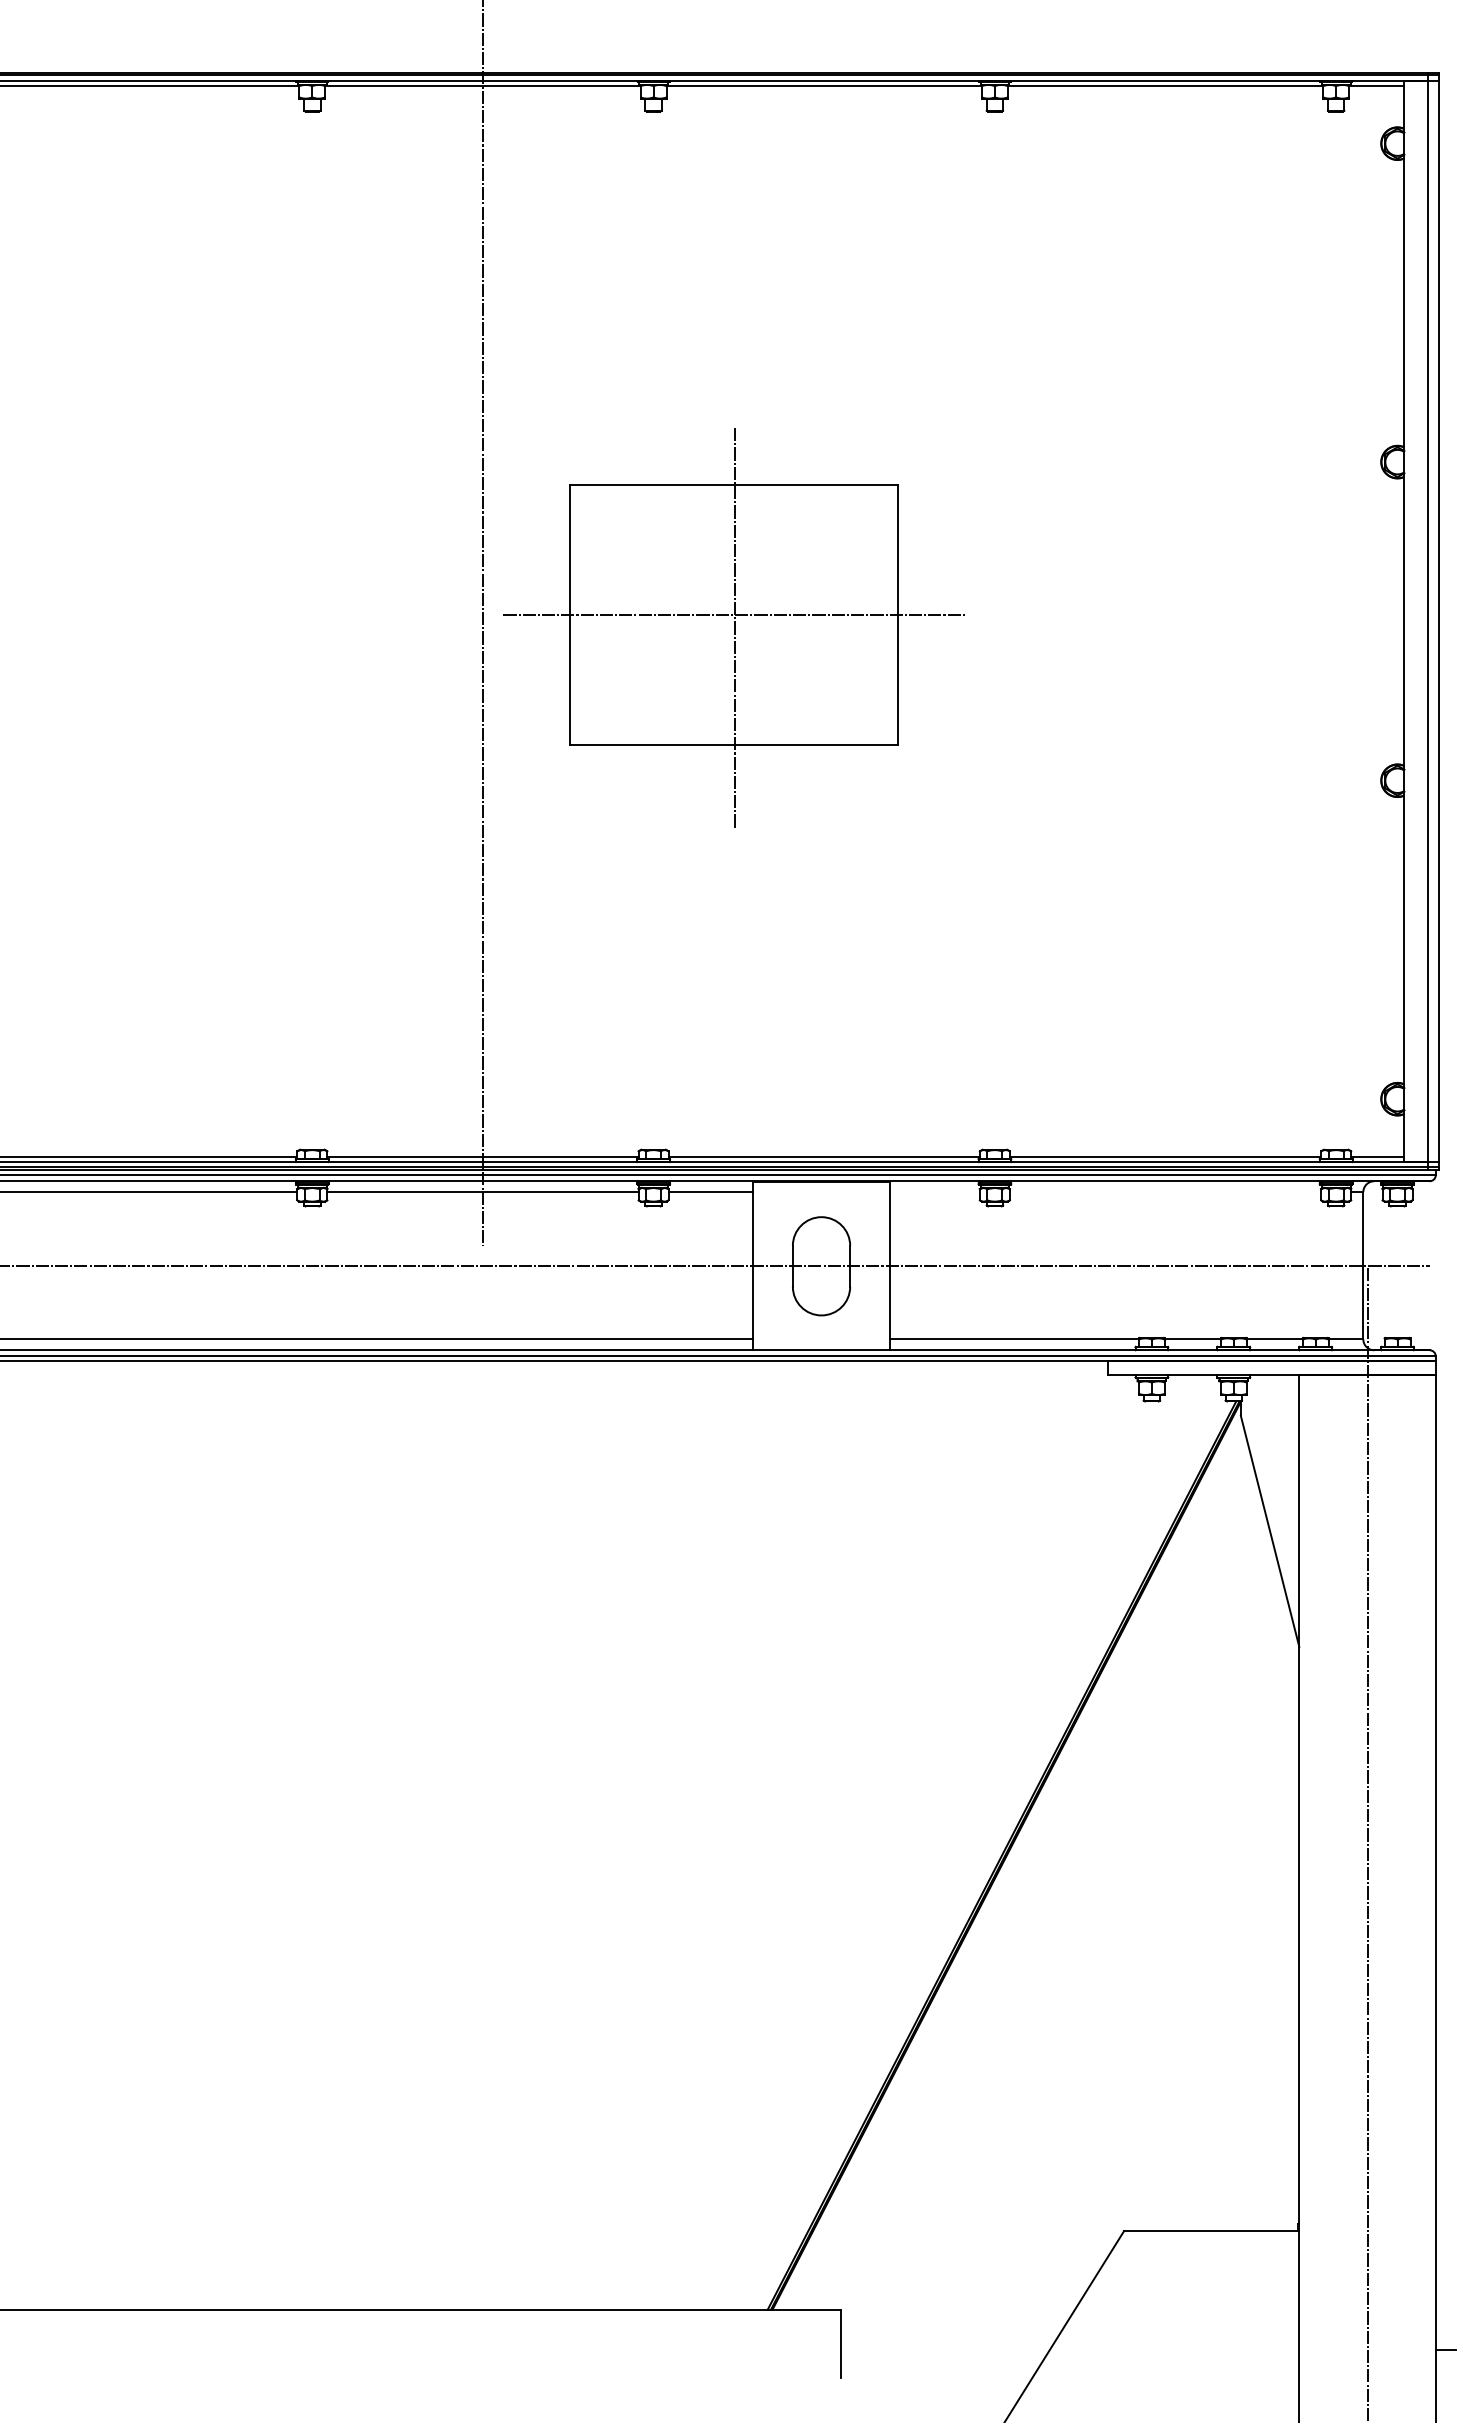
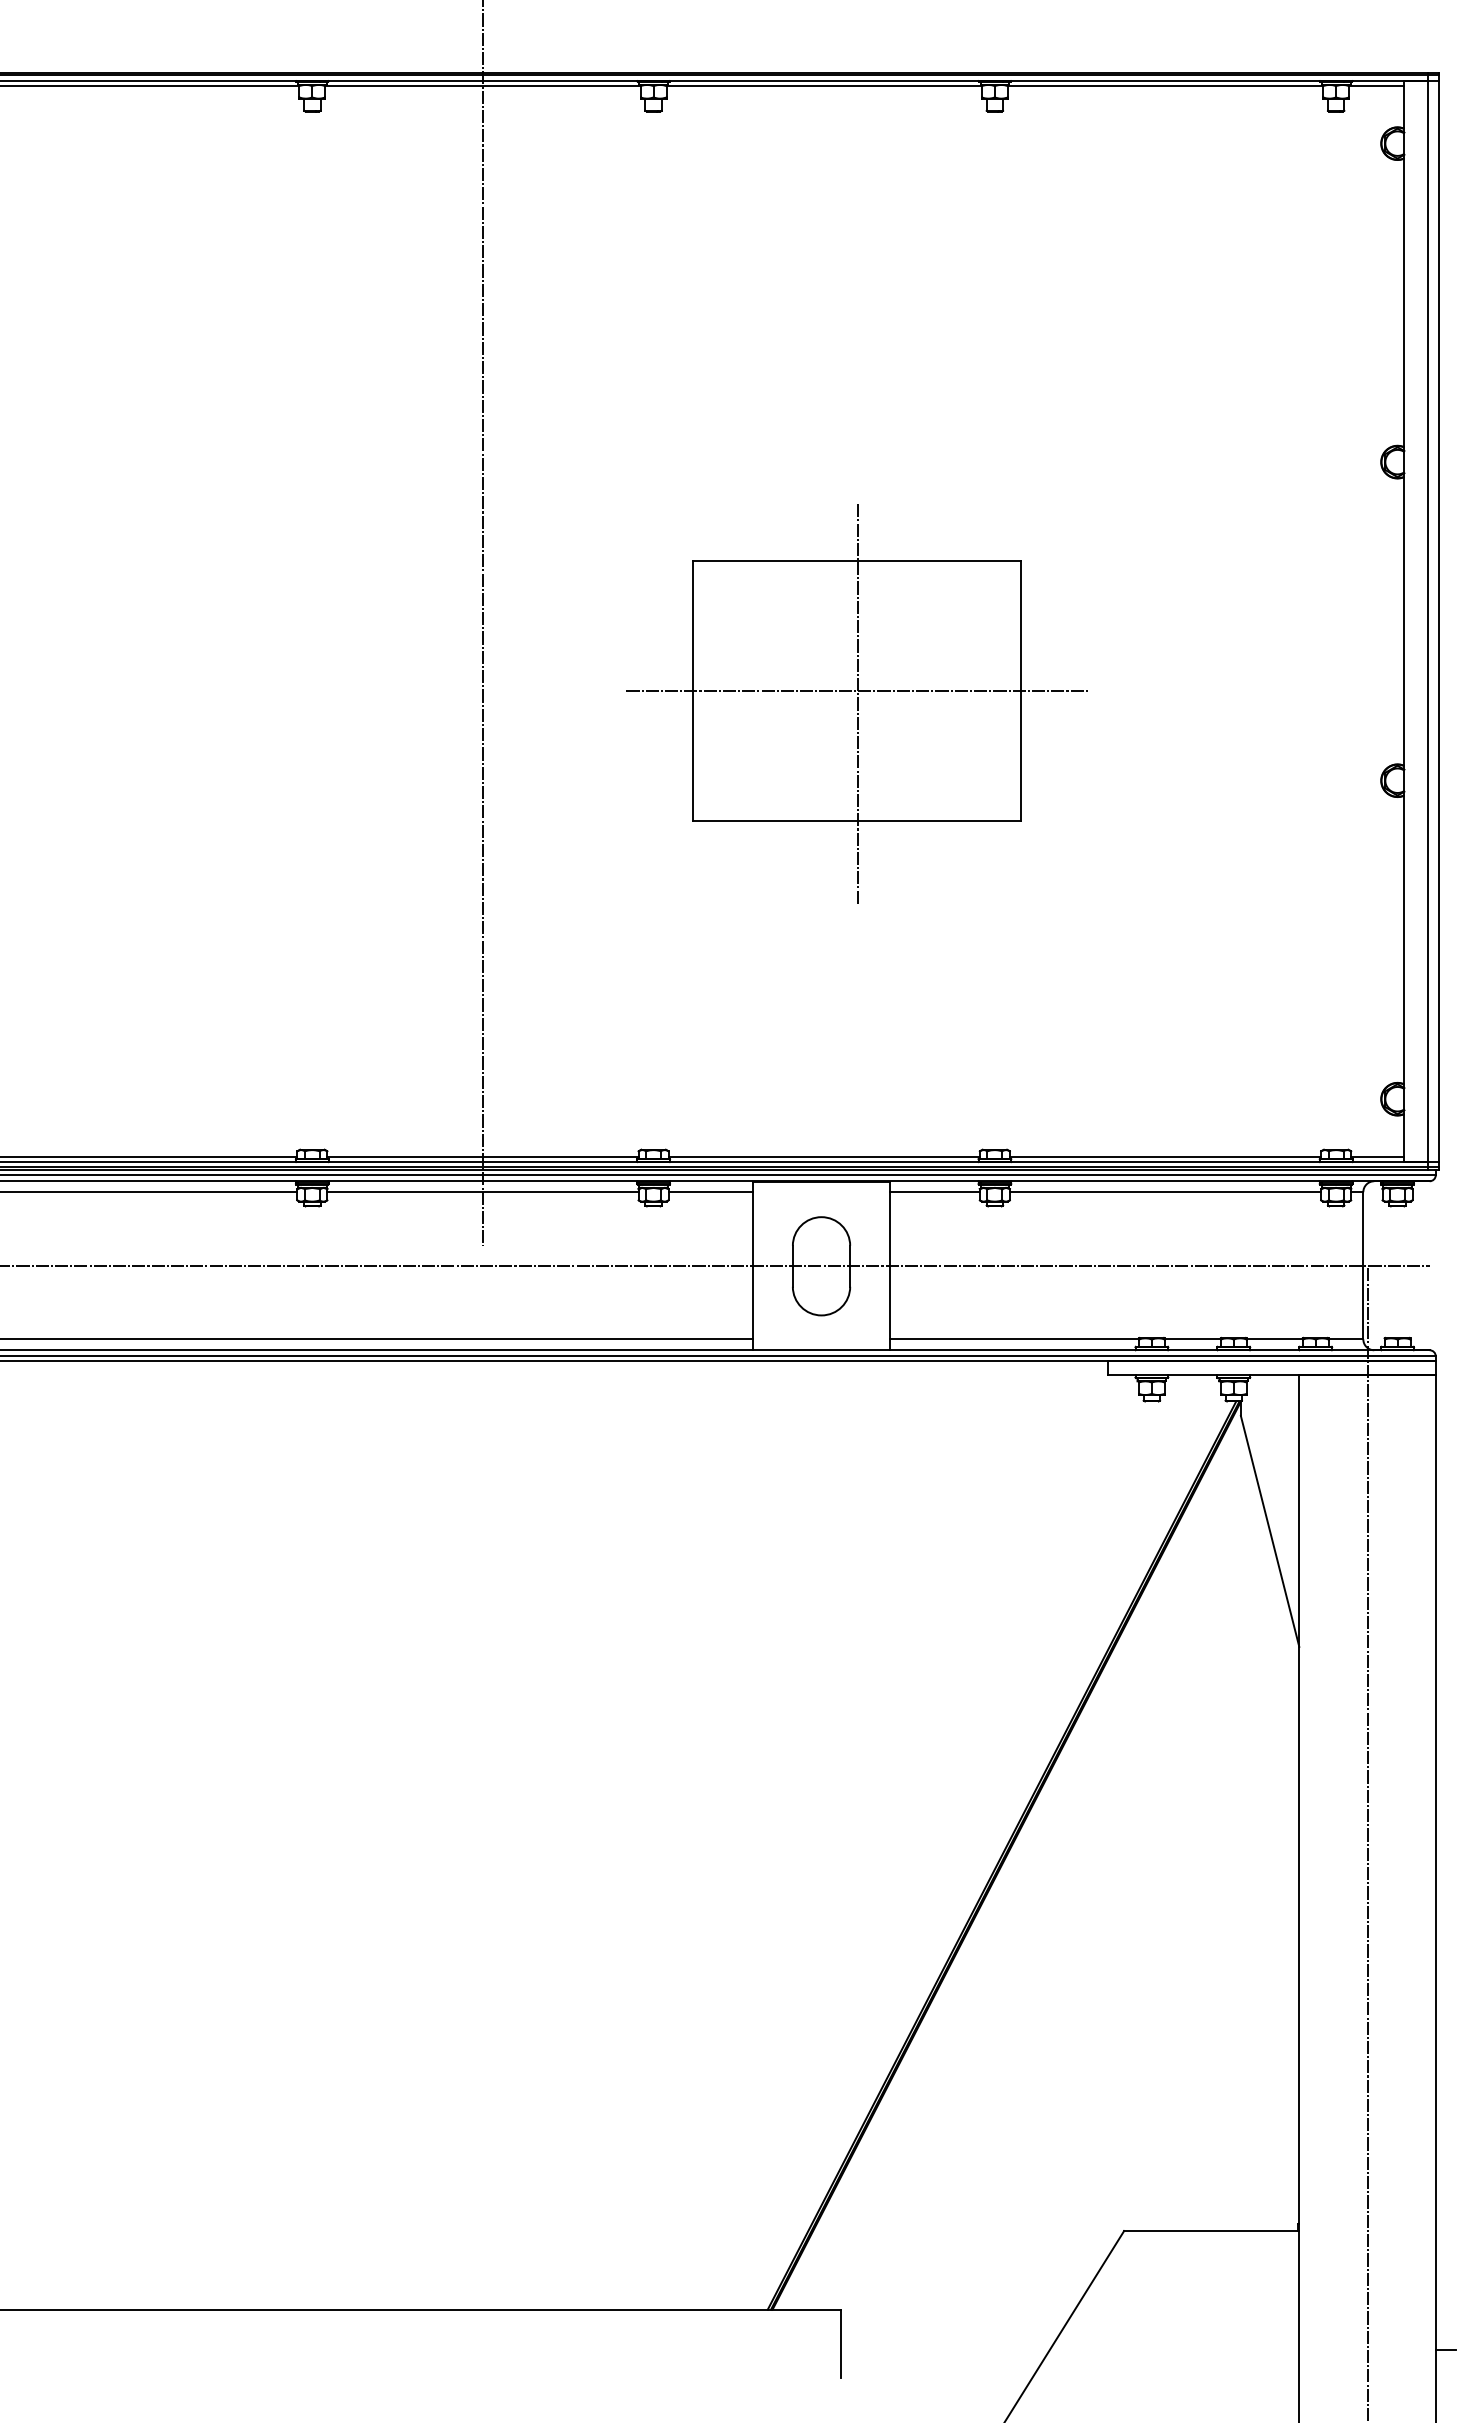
part position: (733, 627) -> (856, 703) (856, 703)
line: none -> present (934, 1192)
line: none -> present (1165, 1192)
